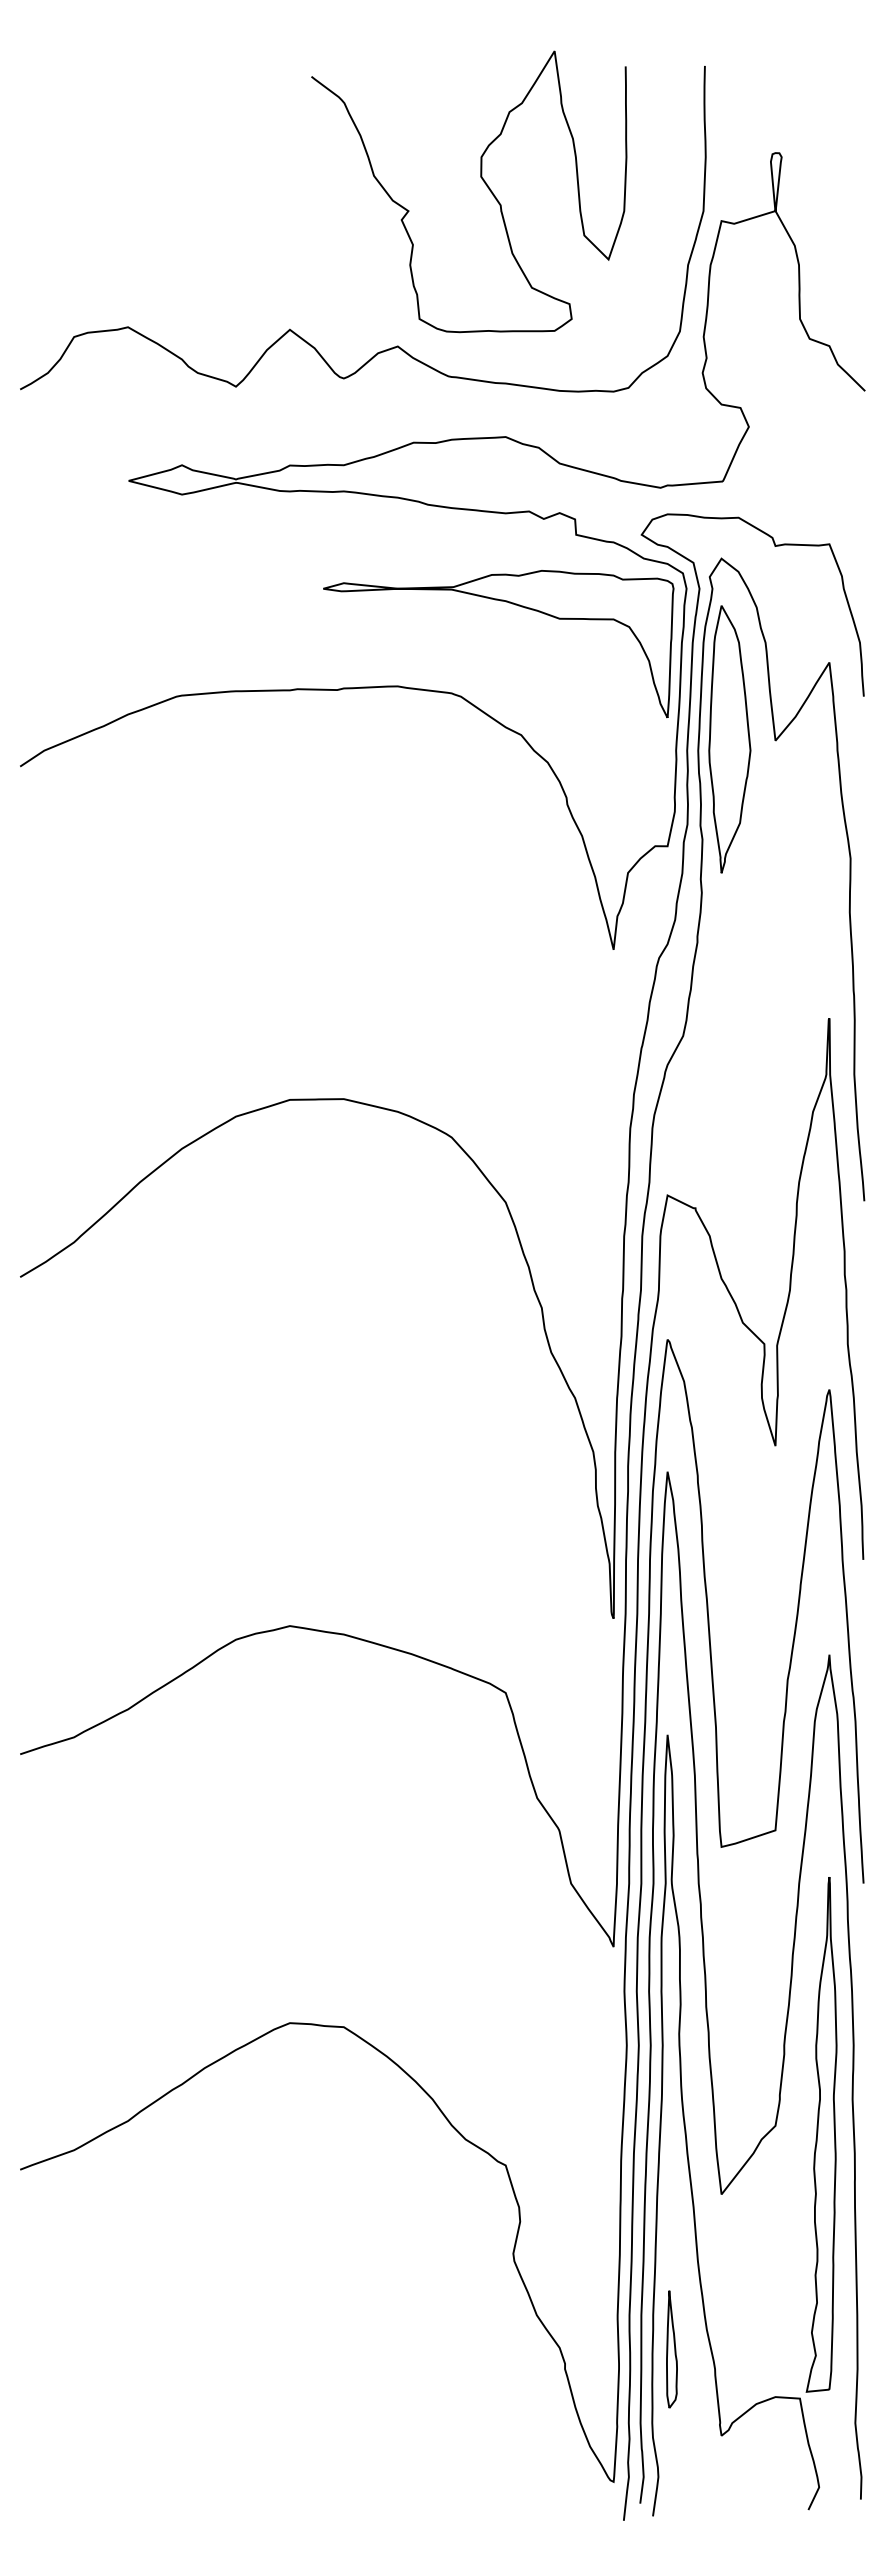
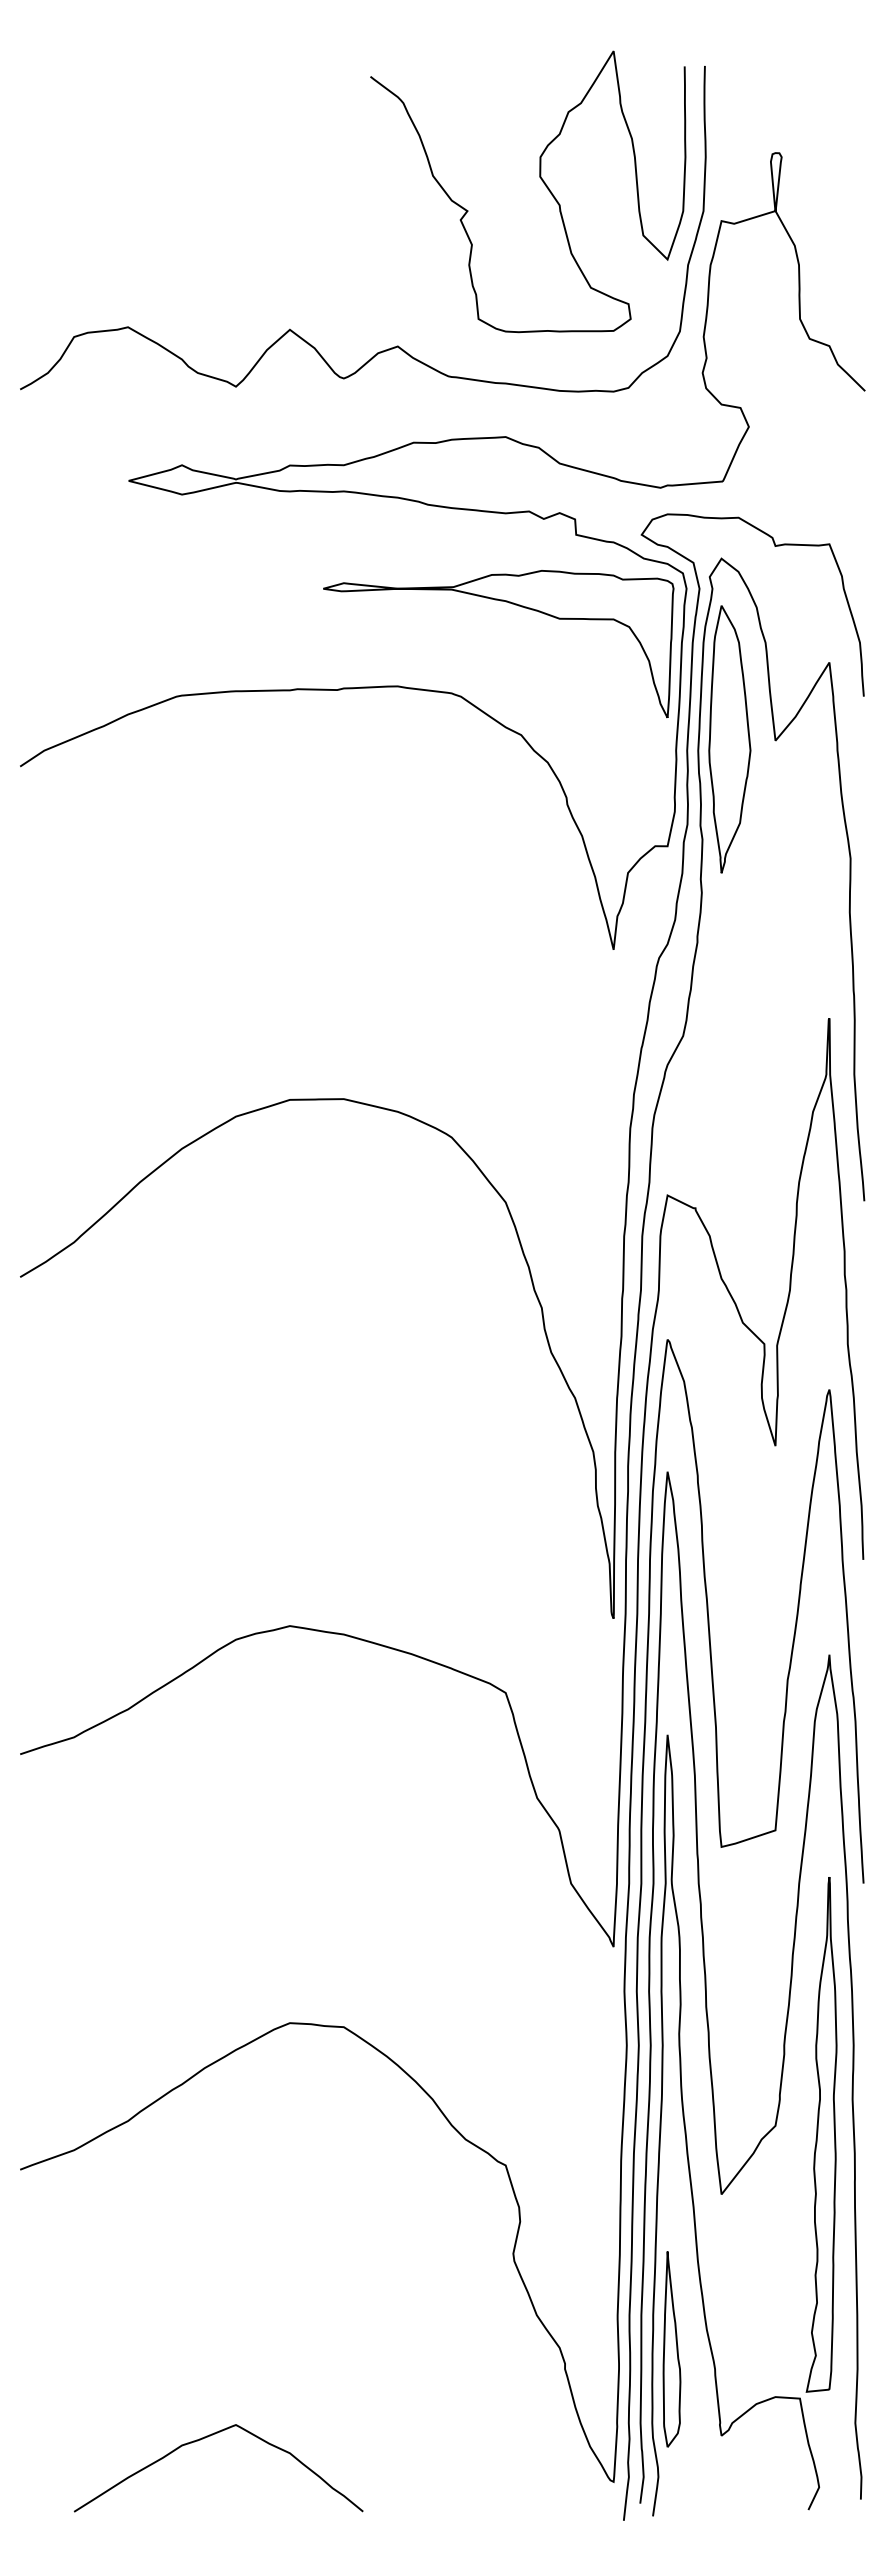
curve position: (484, 183) -> (543, 183) (543, 183)
part size: 12x119 px -> 20x197 px (671, 2349)
curve: none -> present (203, 2439)
